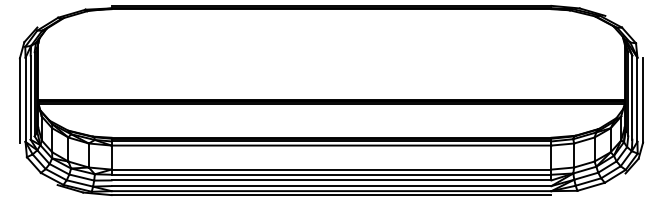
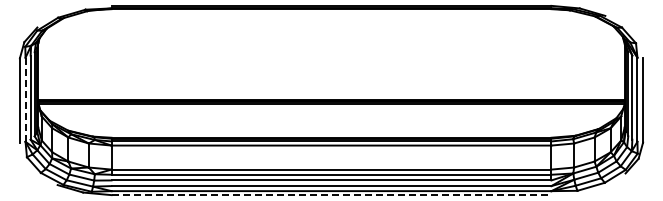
line: solid -> dashed (25, 99)
line: solid -> dashed (331, 195)
